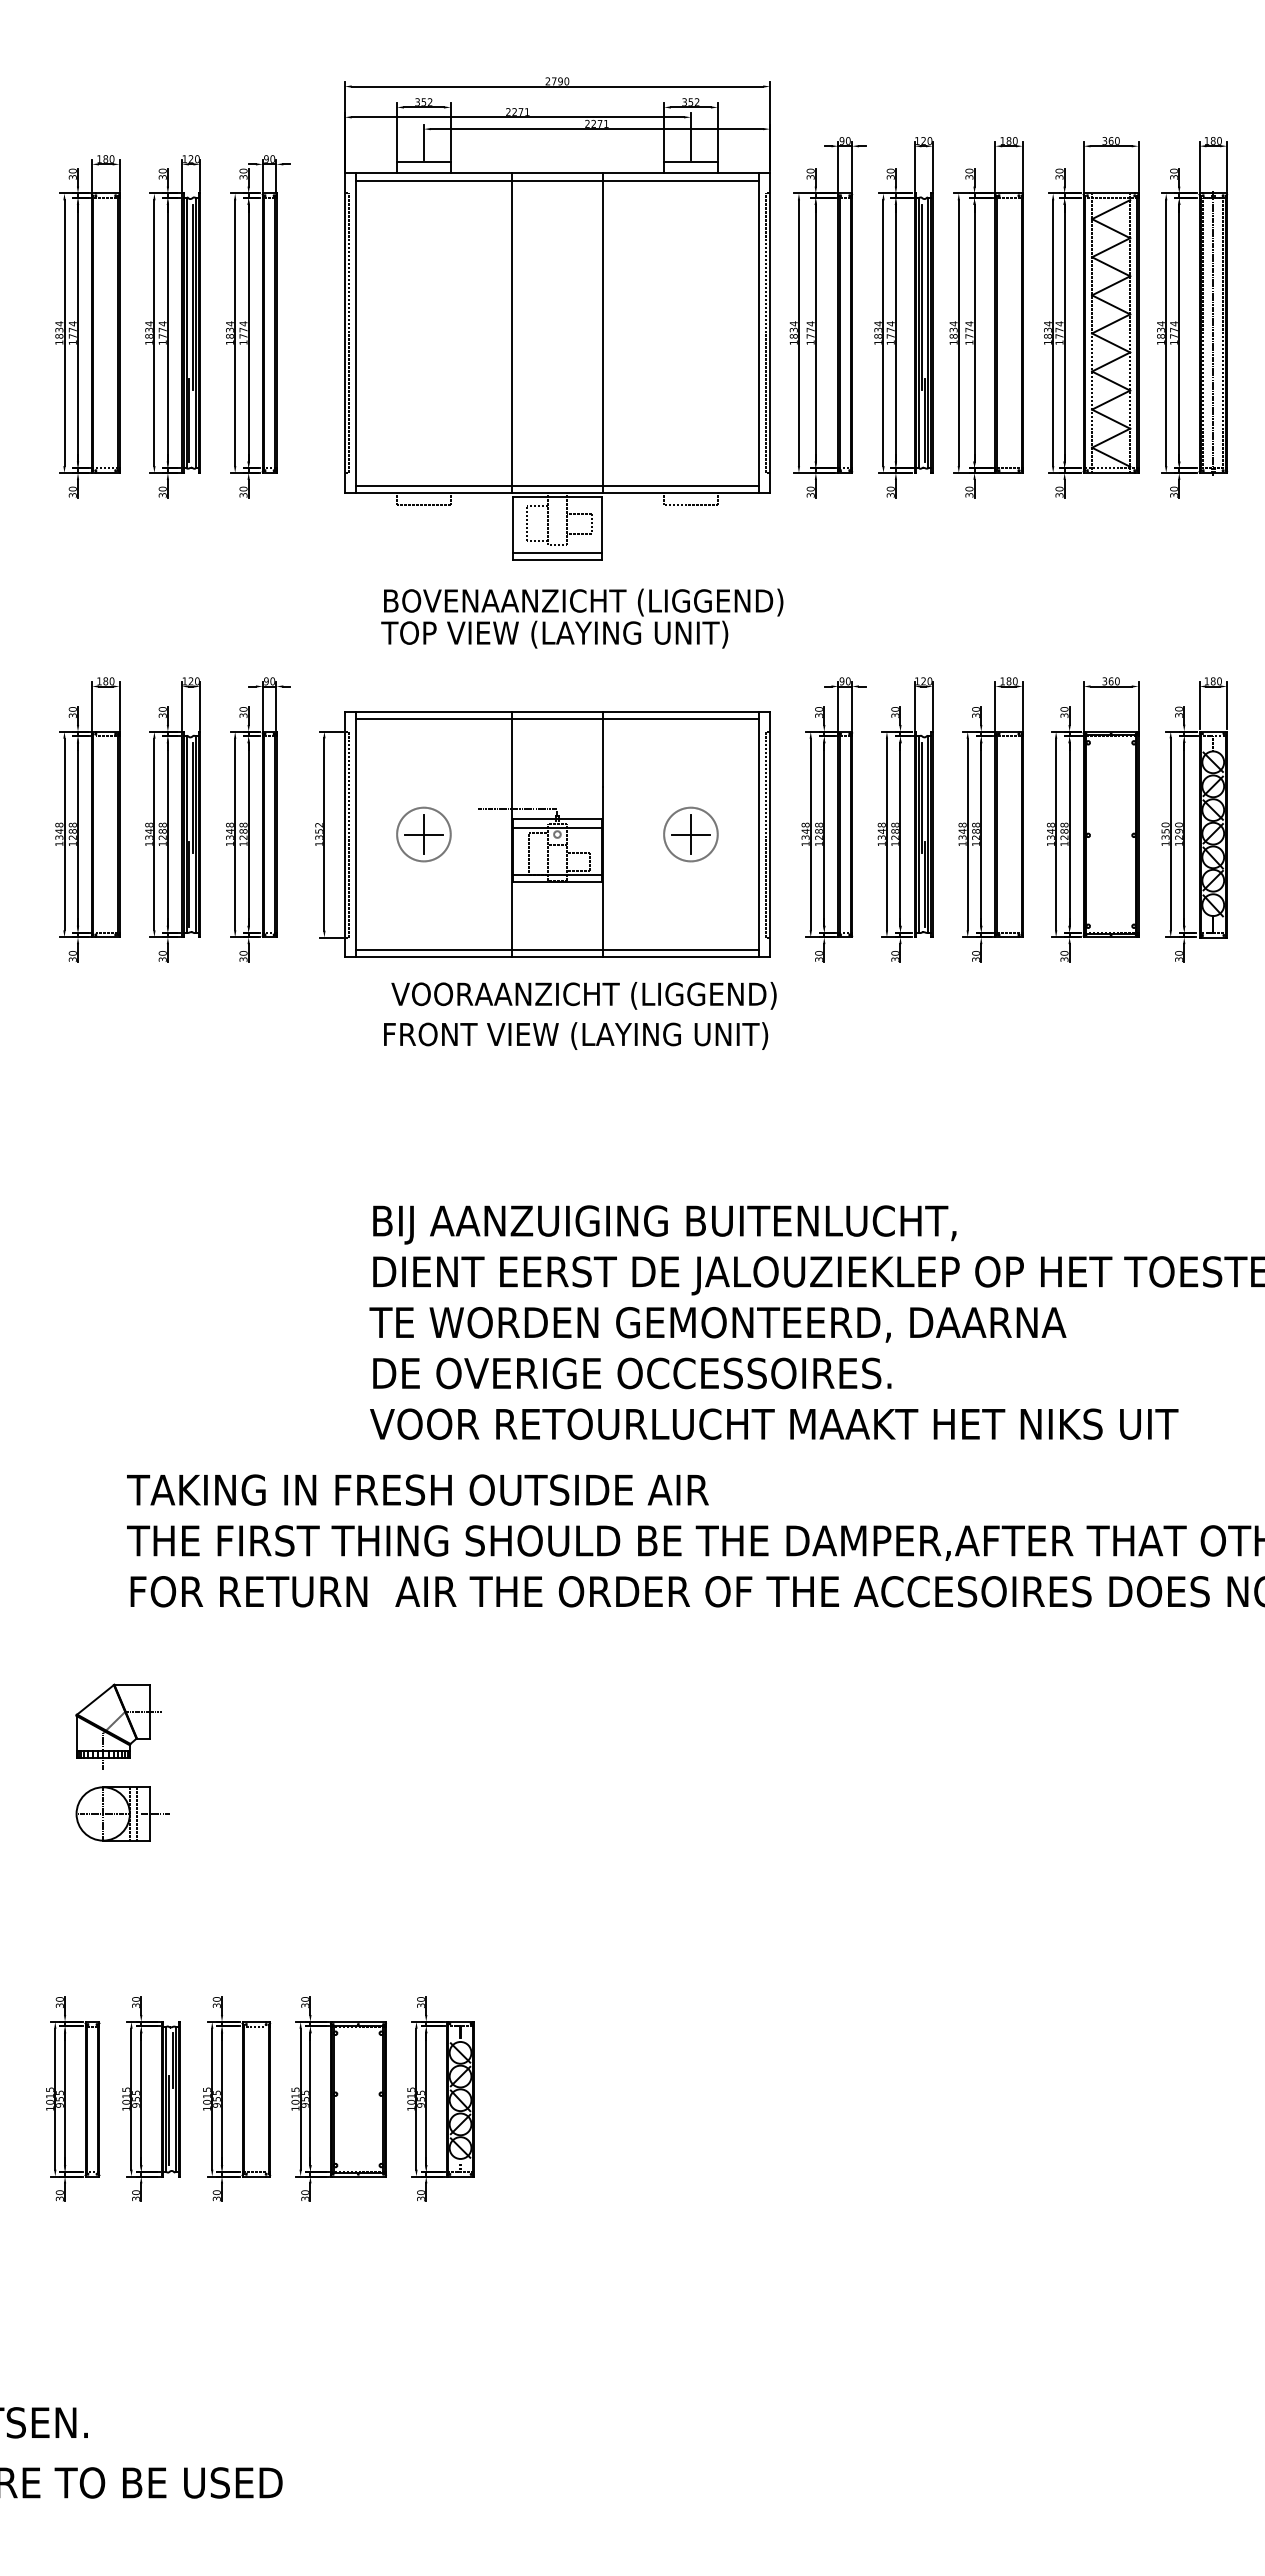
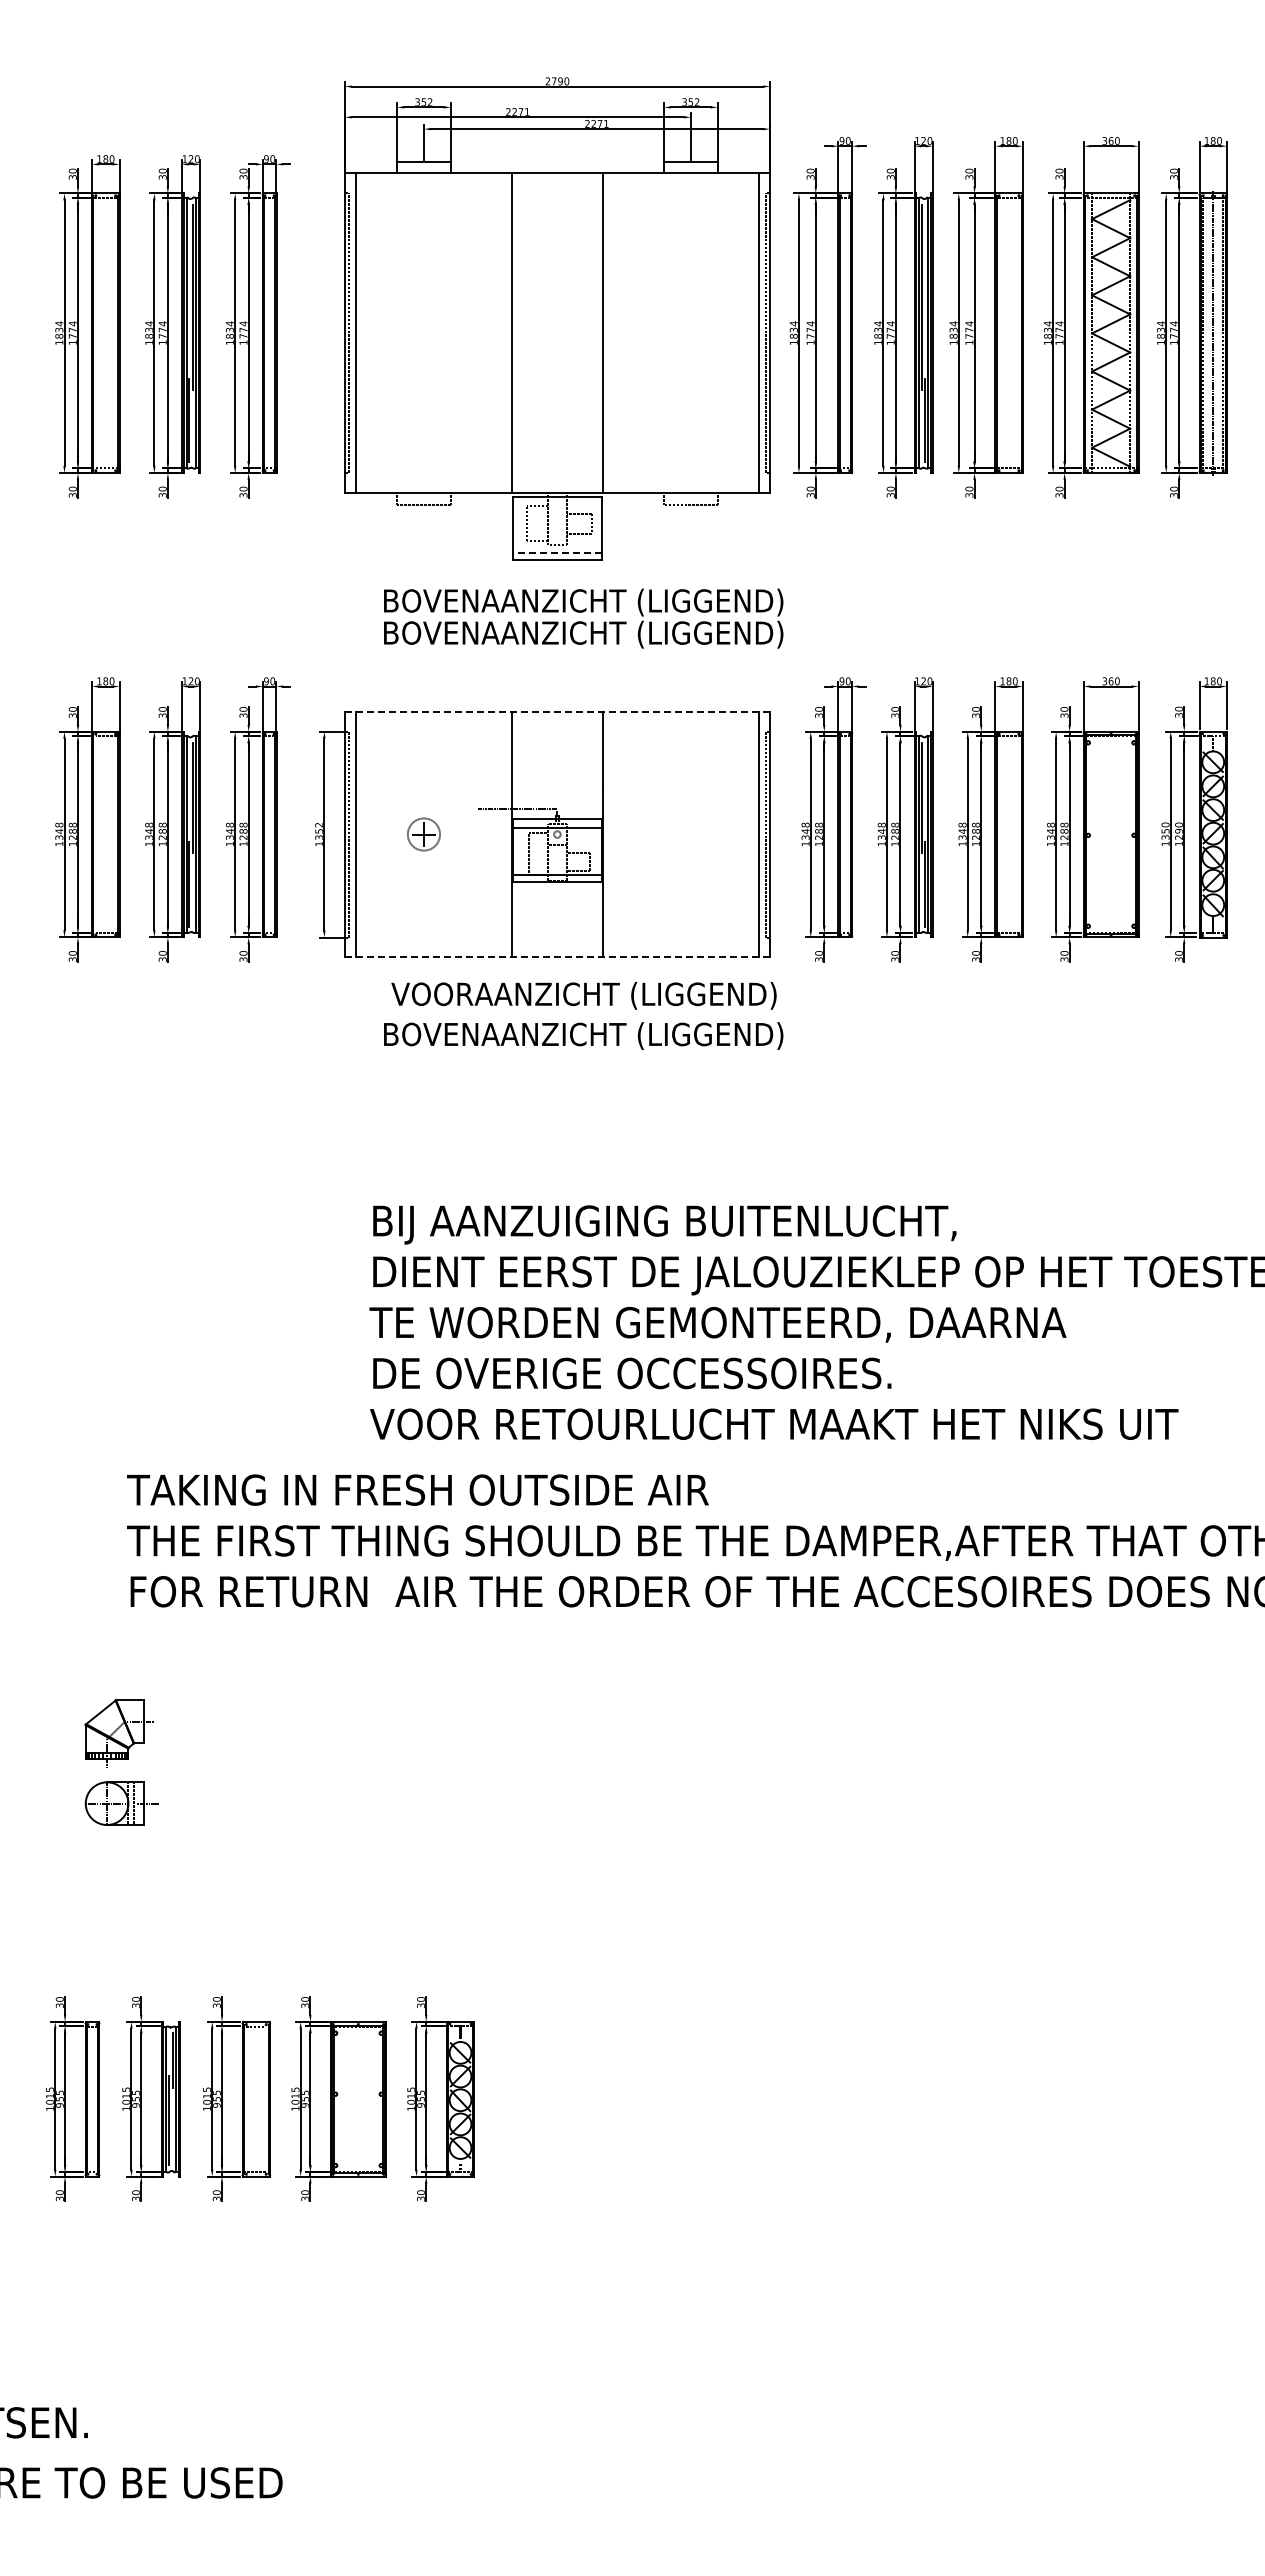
line: present -> none (557, 180)
line: present -> none (557, 485)
line: solid -> dashed (556, 552)
text: TOP VIEW (LAYING UNIT) -> BOVENAANZICHT (LIGGEND) (582, 634)
line: solid -> dashed (557, 711)
line: present -> none (557, 719)
part size: 56x57 px -> 34x35 px (423, 834)
part: present -> none (690, 834)
line: present -> none (557, 949)
line: solid -> dashed (557, 957)
text: FRONT VIEW (LAYING UNIT) -> BOVENAANZICHT (LIGGEND) (584, 1035)
part size: 95x159 px -> 75x127 px (121, 1762)
